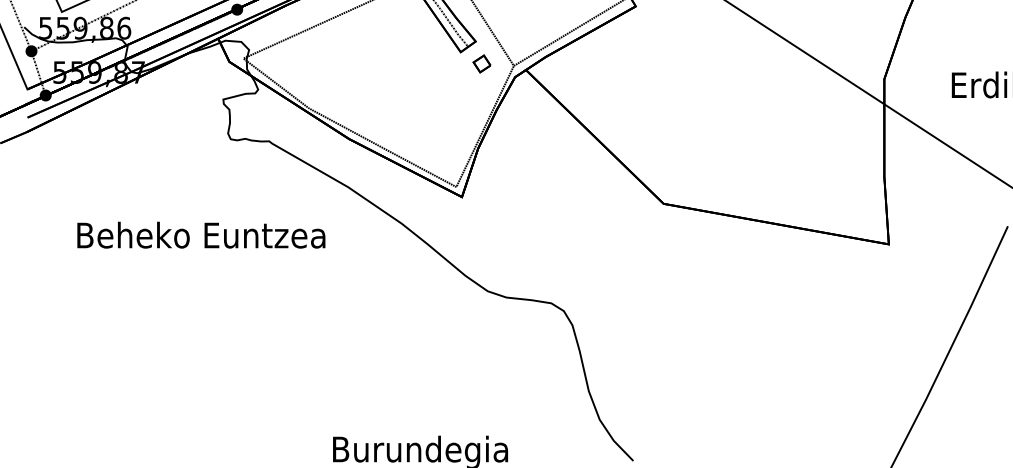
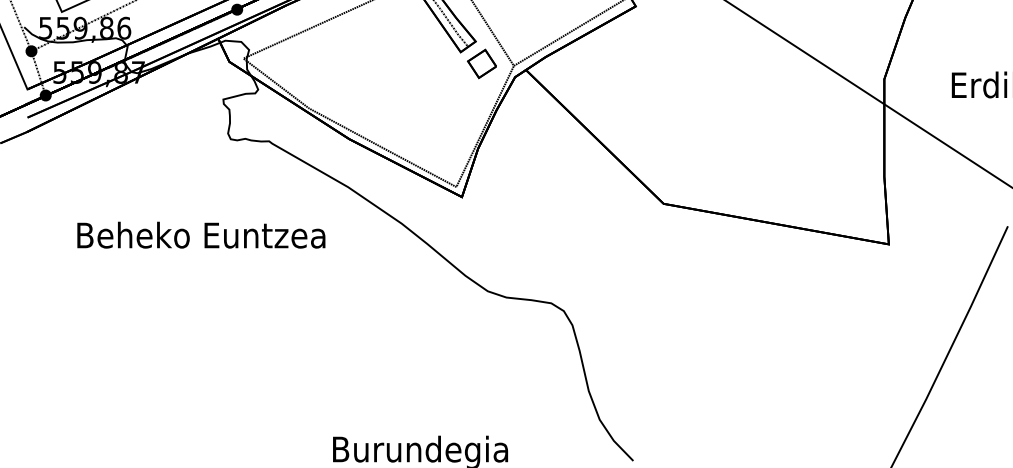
part size: 20x20 px -> 30x32 px (481, 63)
